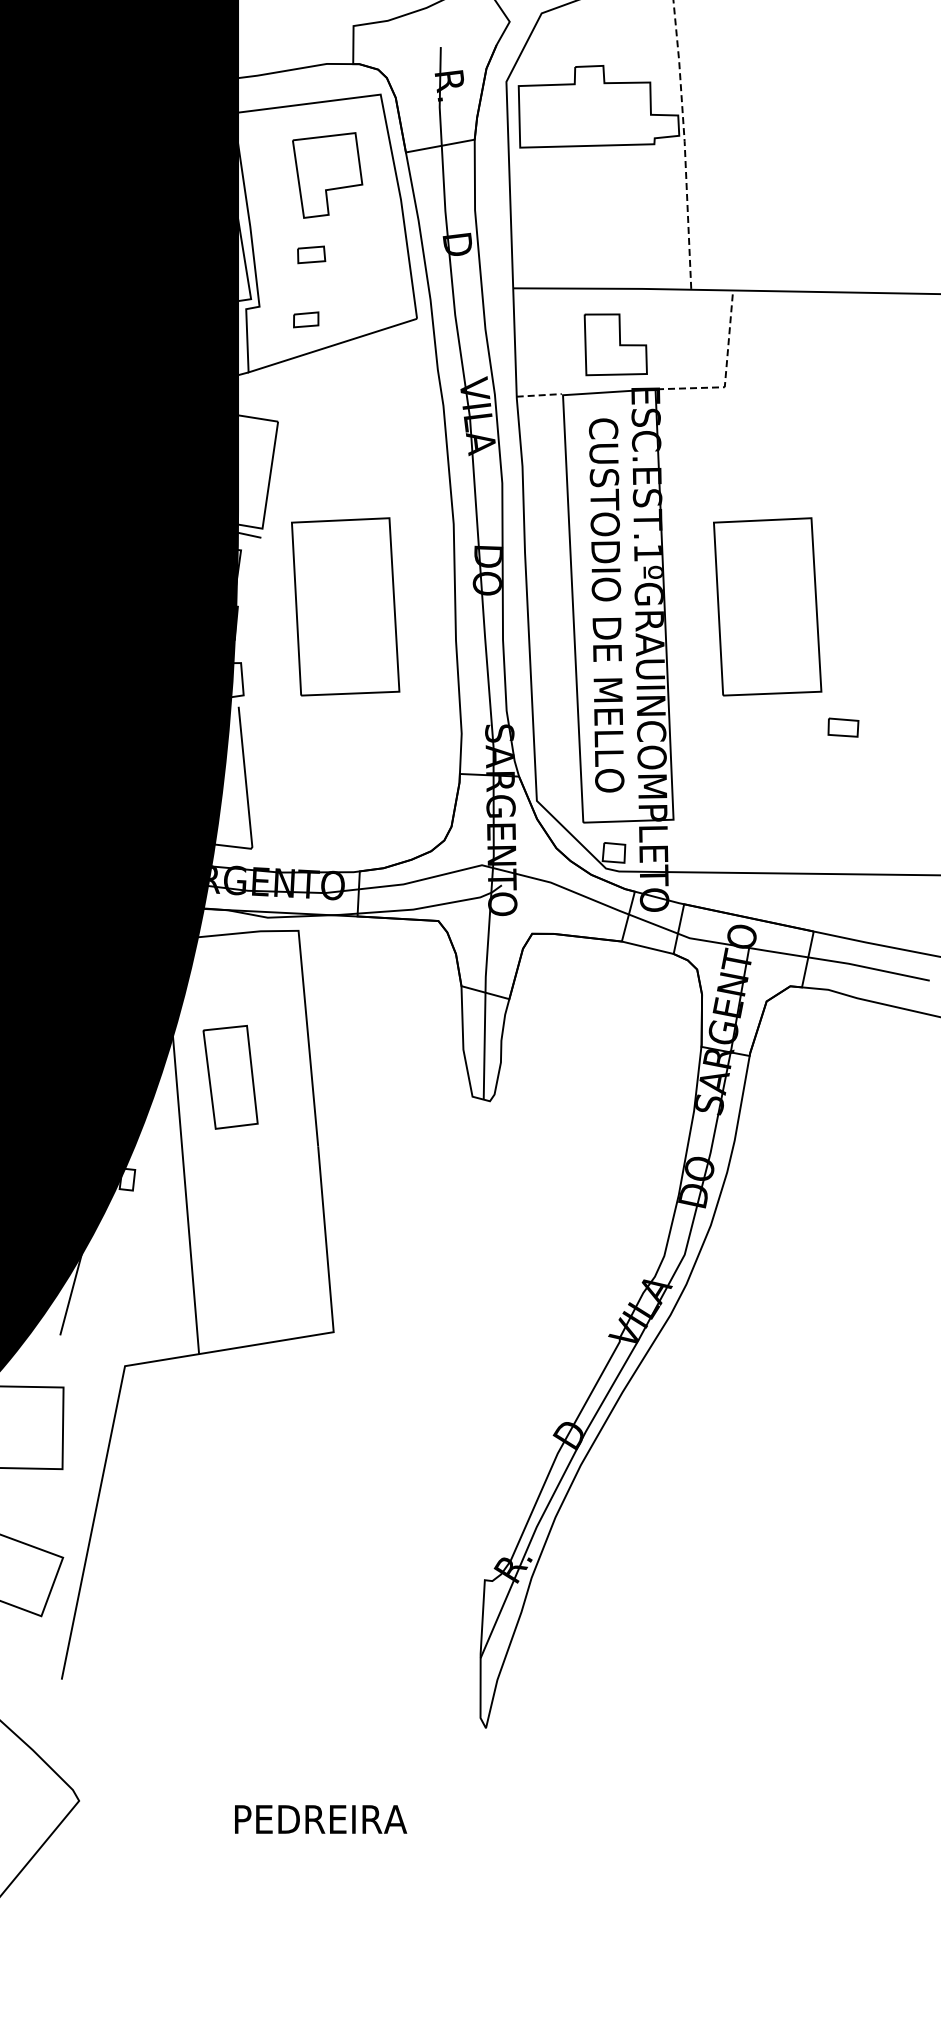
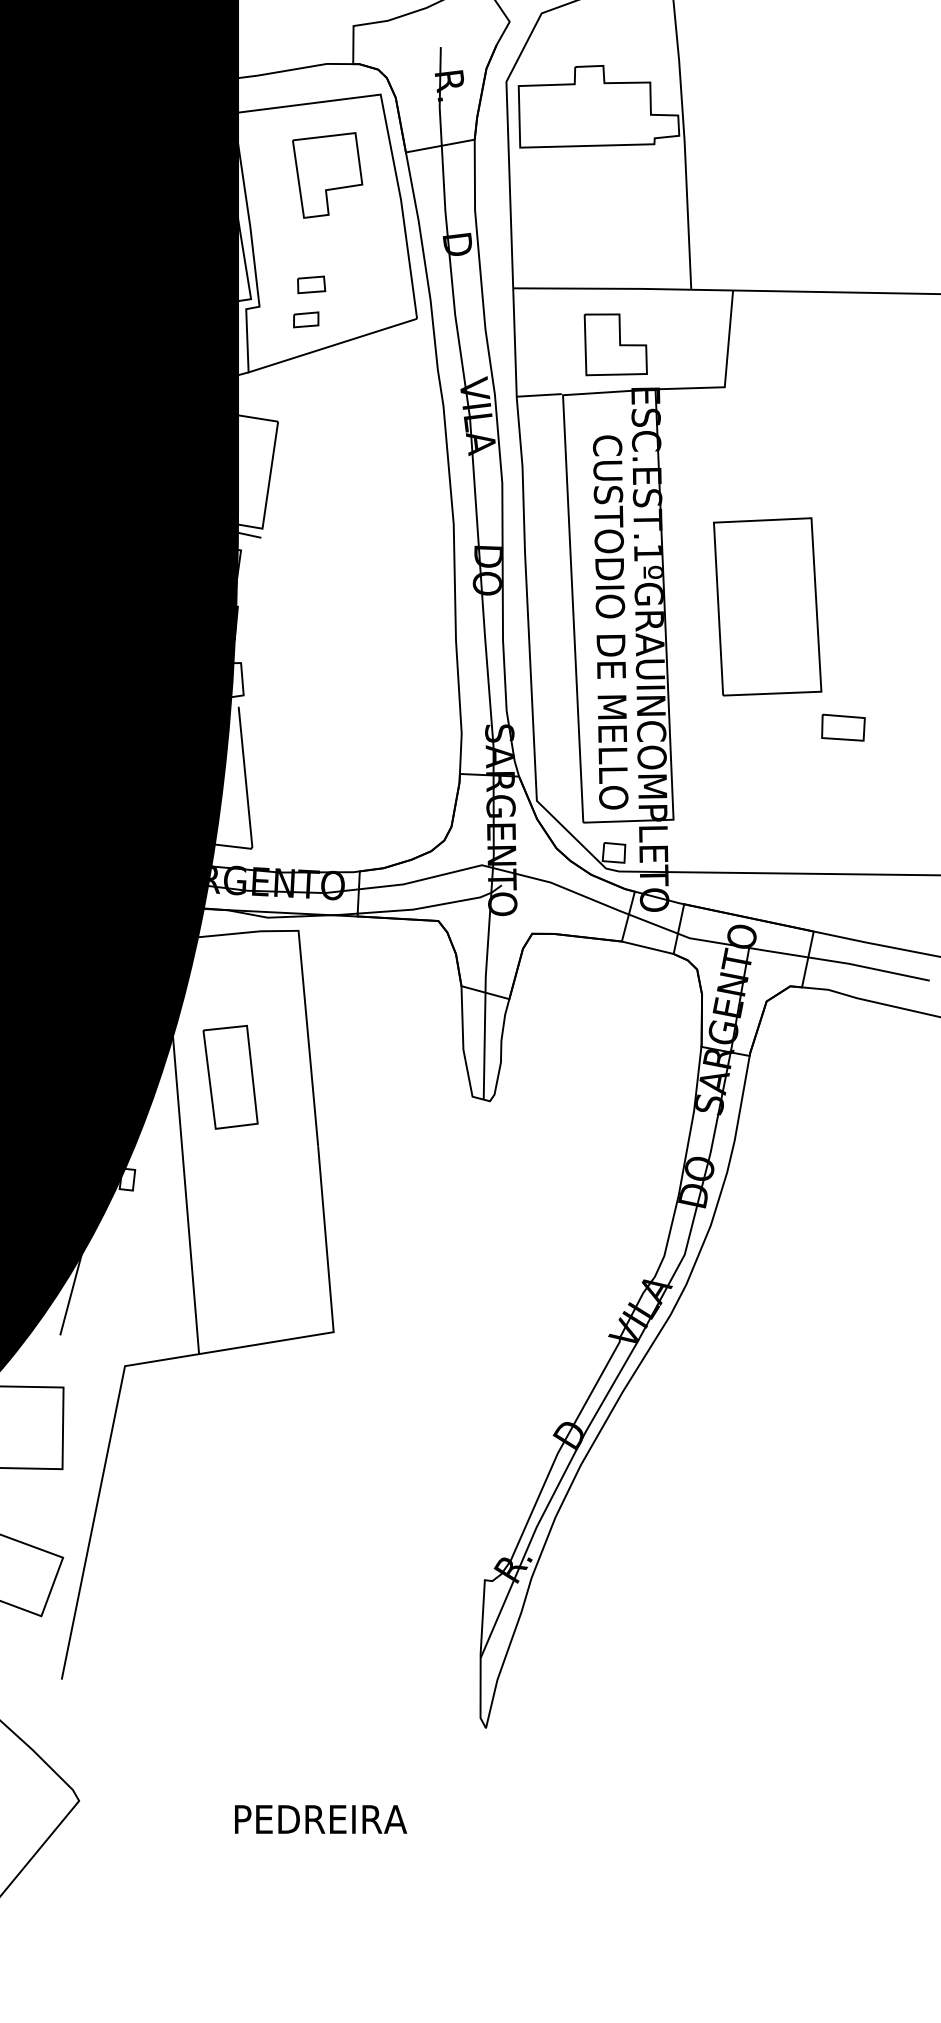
line: dashed -> solid (684, 143)
part position: (311, 254) -> (311, 284) (311, 284)
line: dashed -> solid (726, 372)
line: dashed -> solid (539, 395)
text position: (606, 605) -> (610, 622) (610, 622)
part: present -> none (345, 606)
part size: 33x21 px -> 45x29 px (843, 727)
